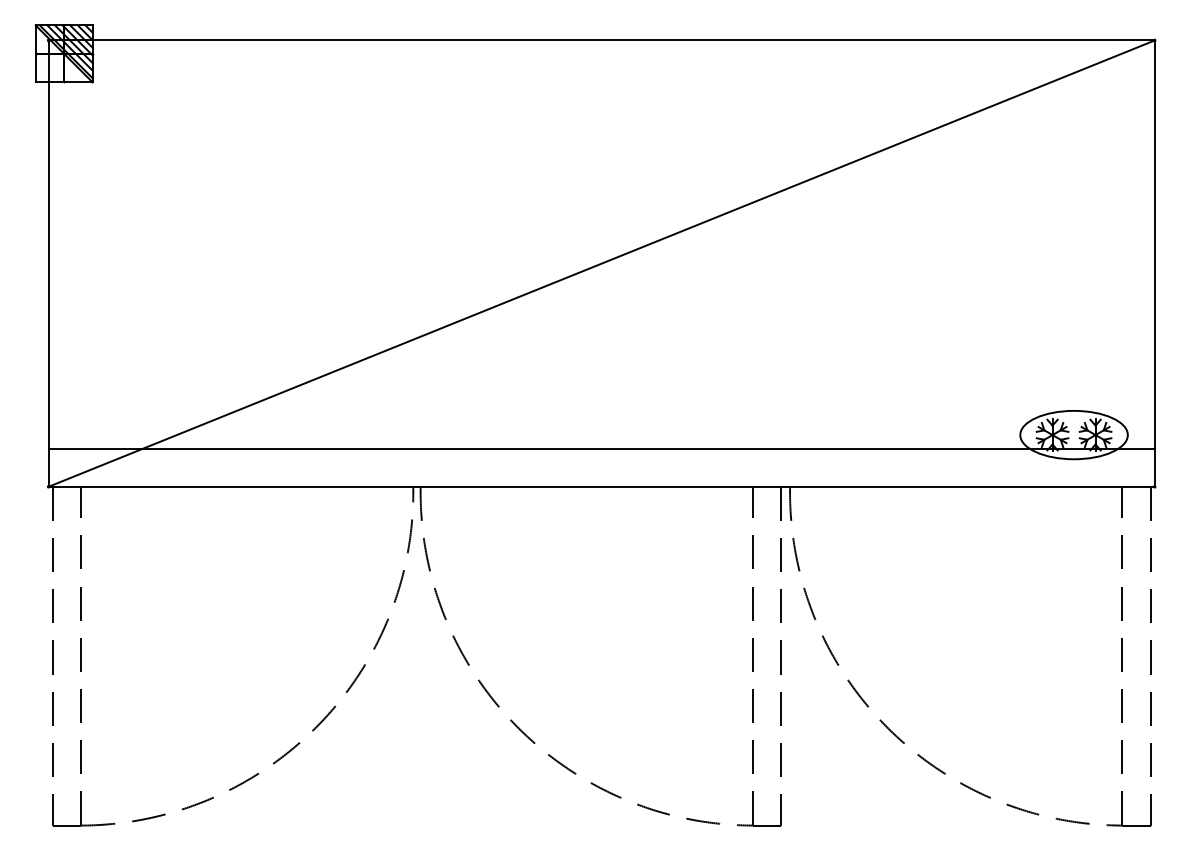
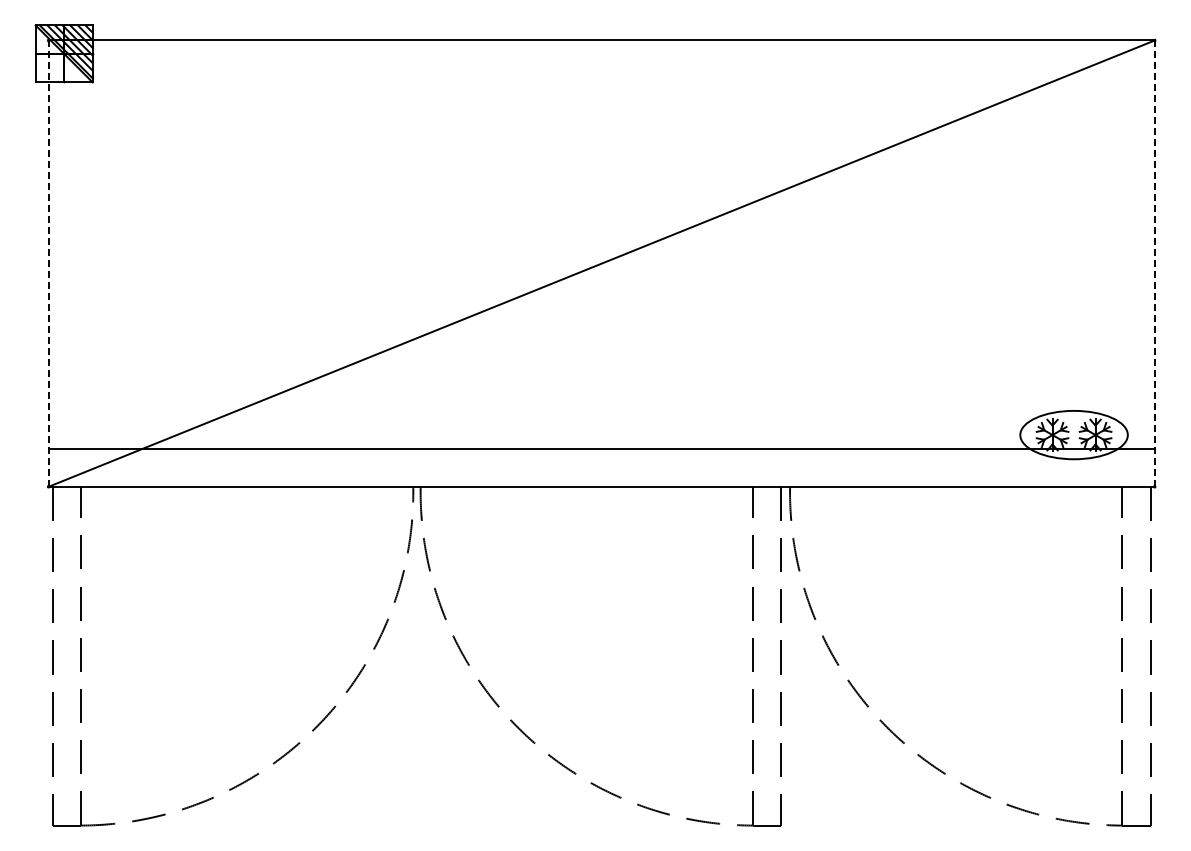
line: solid -> dashed (48, 263)
line: solid -> dashed (1154, 264)
